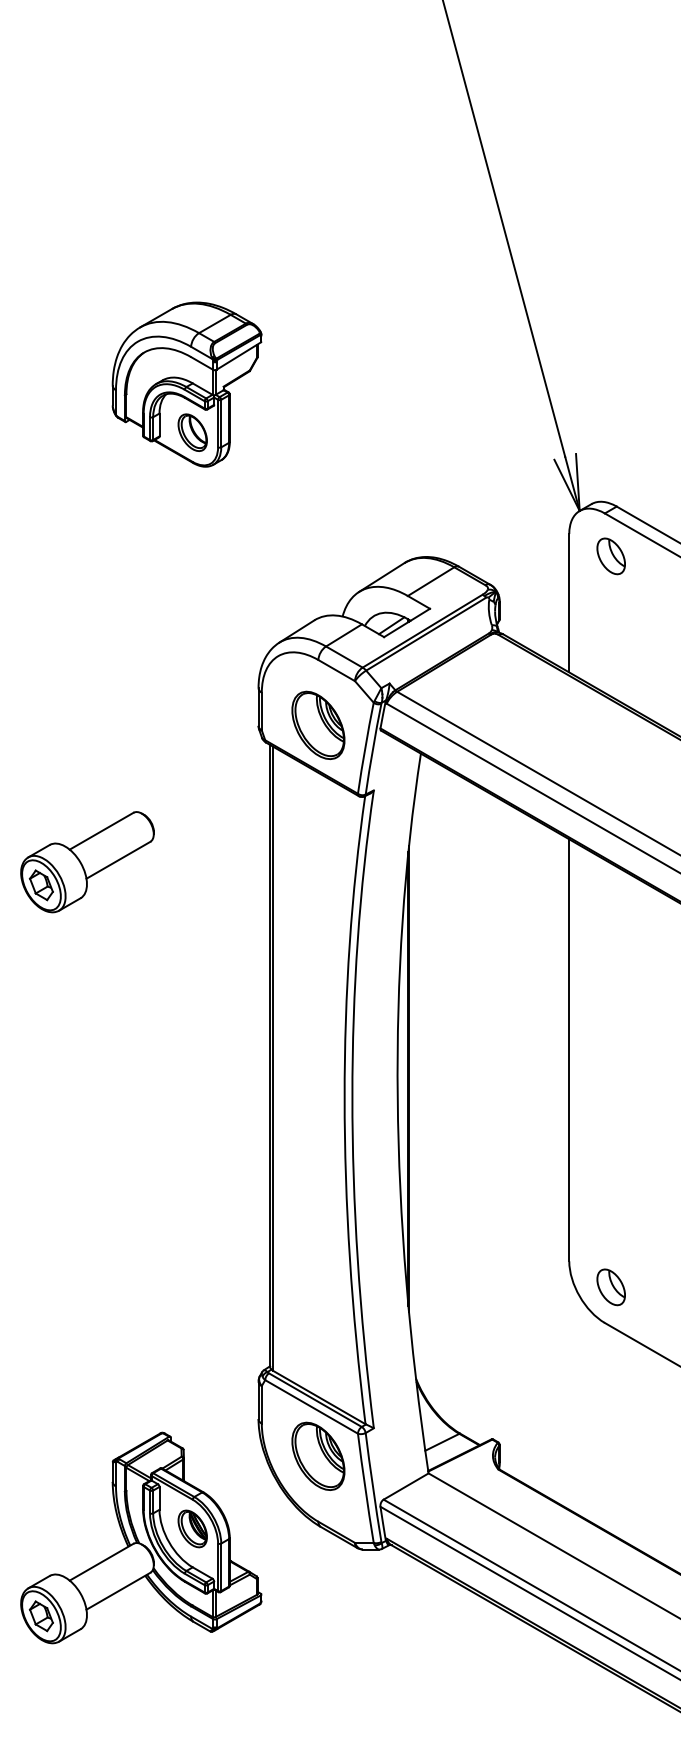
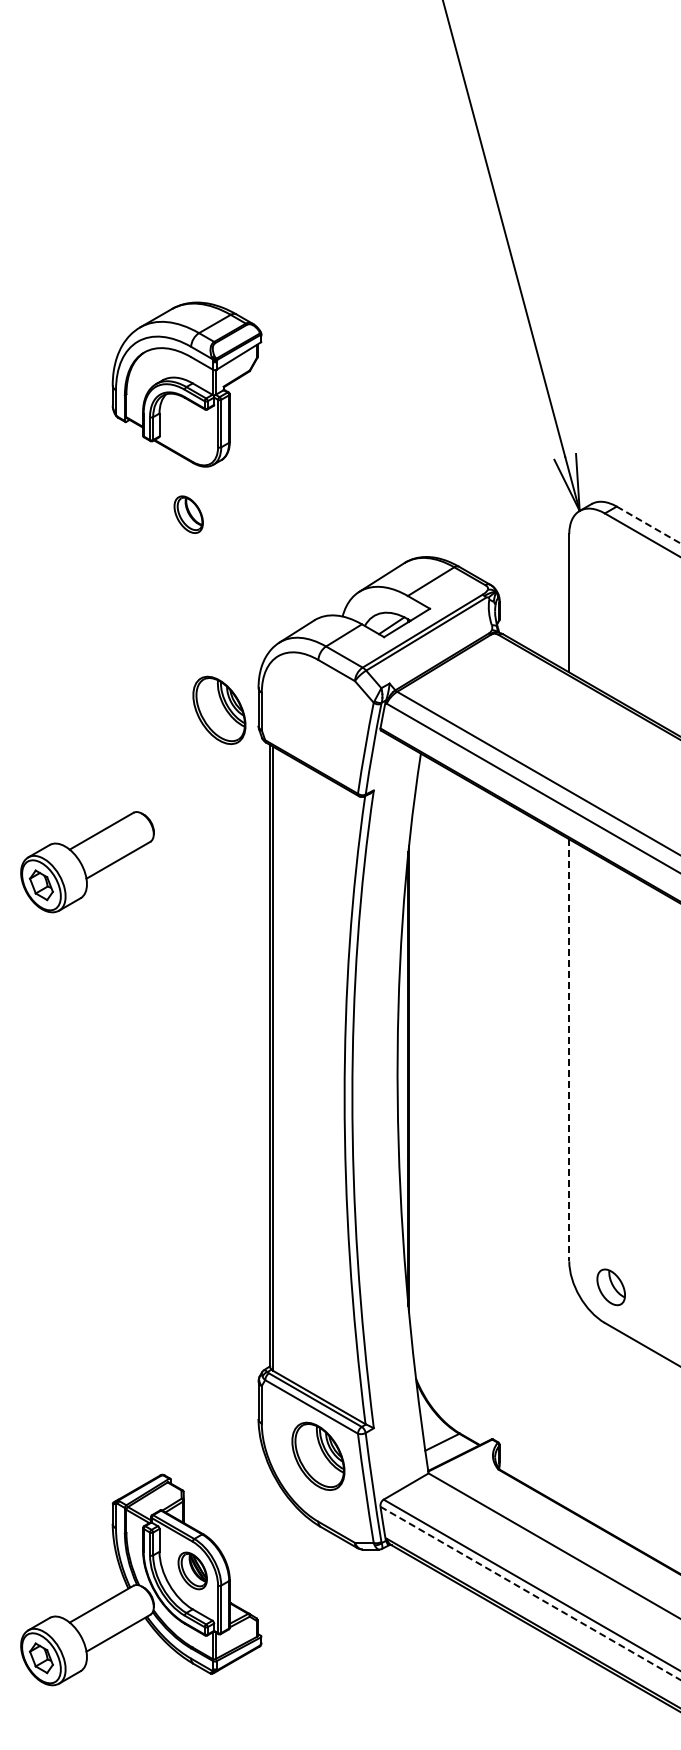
part position: (192, 432) -> (188, 514) (188, 514)
line: solid -> dashed (648, 525)
part: present -> none (610, 556)
part position: (318, 724) -> (219, 709) (219, 709)
line: solid -> dashed (569, 1050)
part position: (141, 1537) -> (141, 1579) (141, 1579)
line: solid -> dashed (531, 1593)
